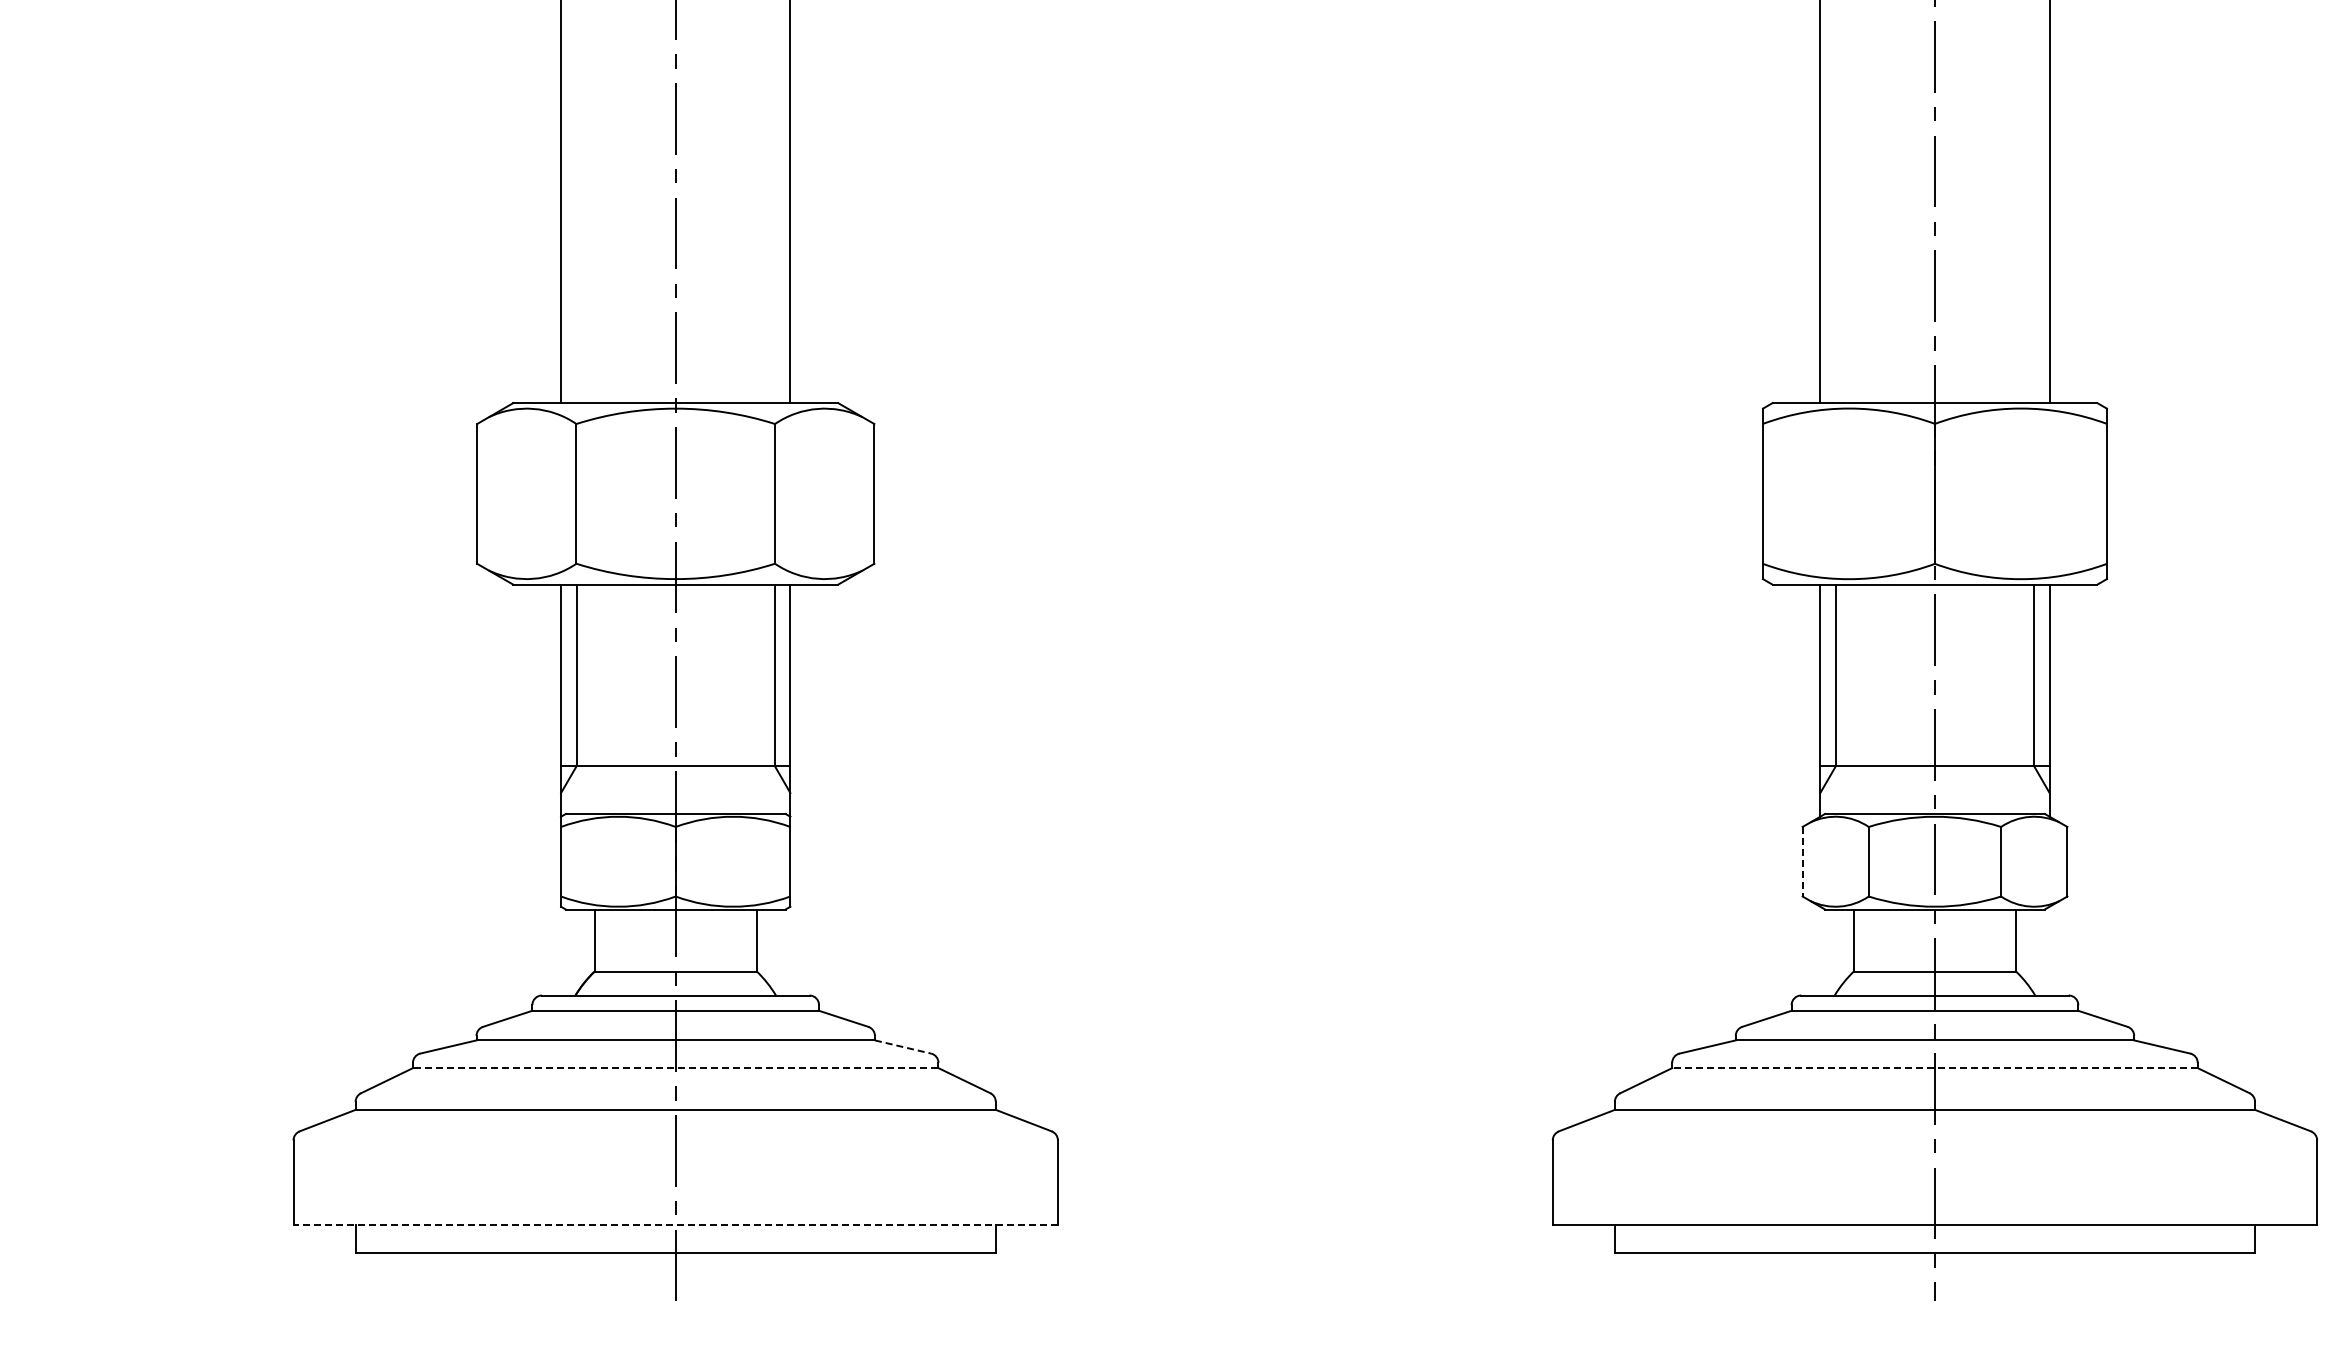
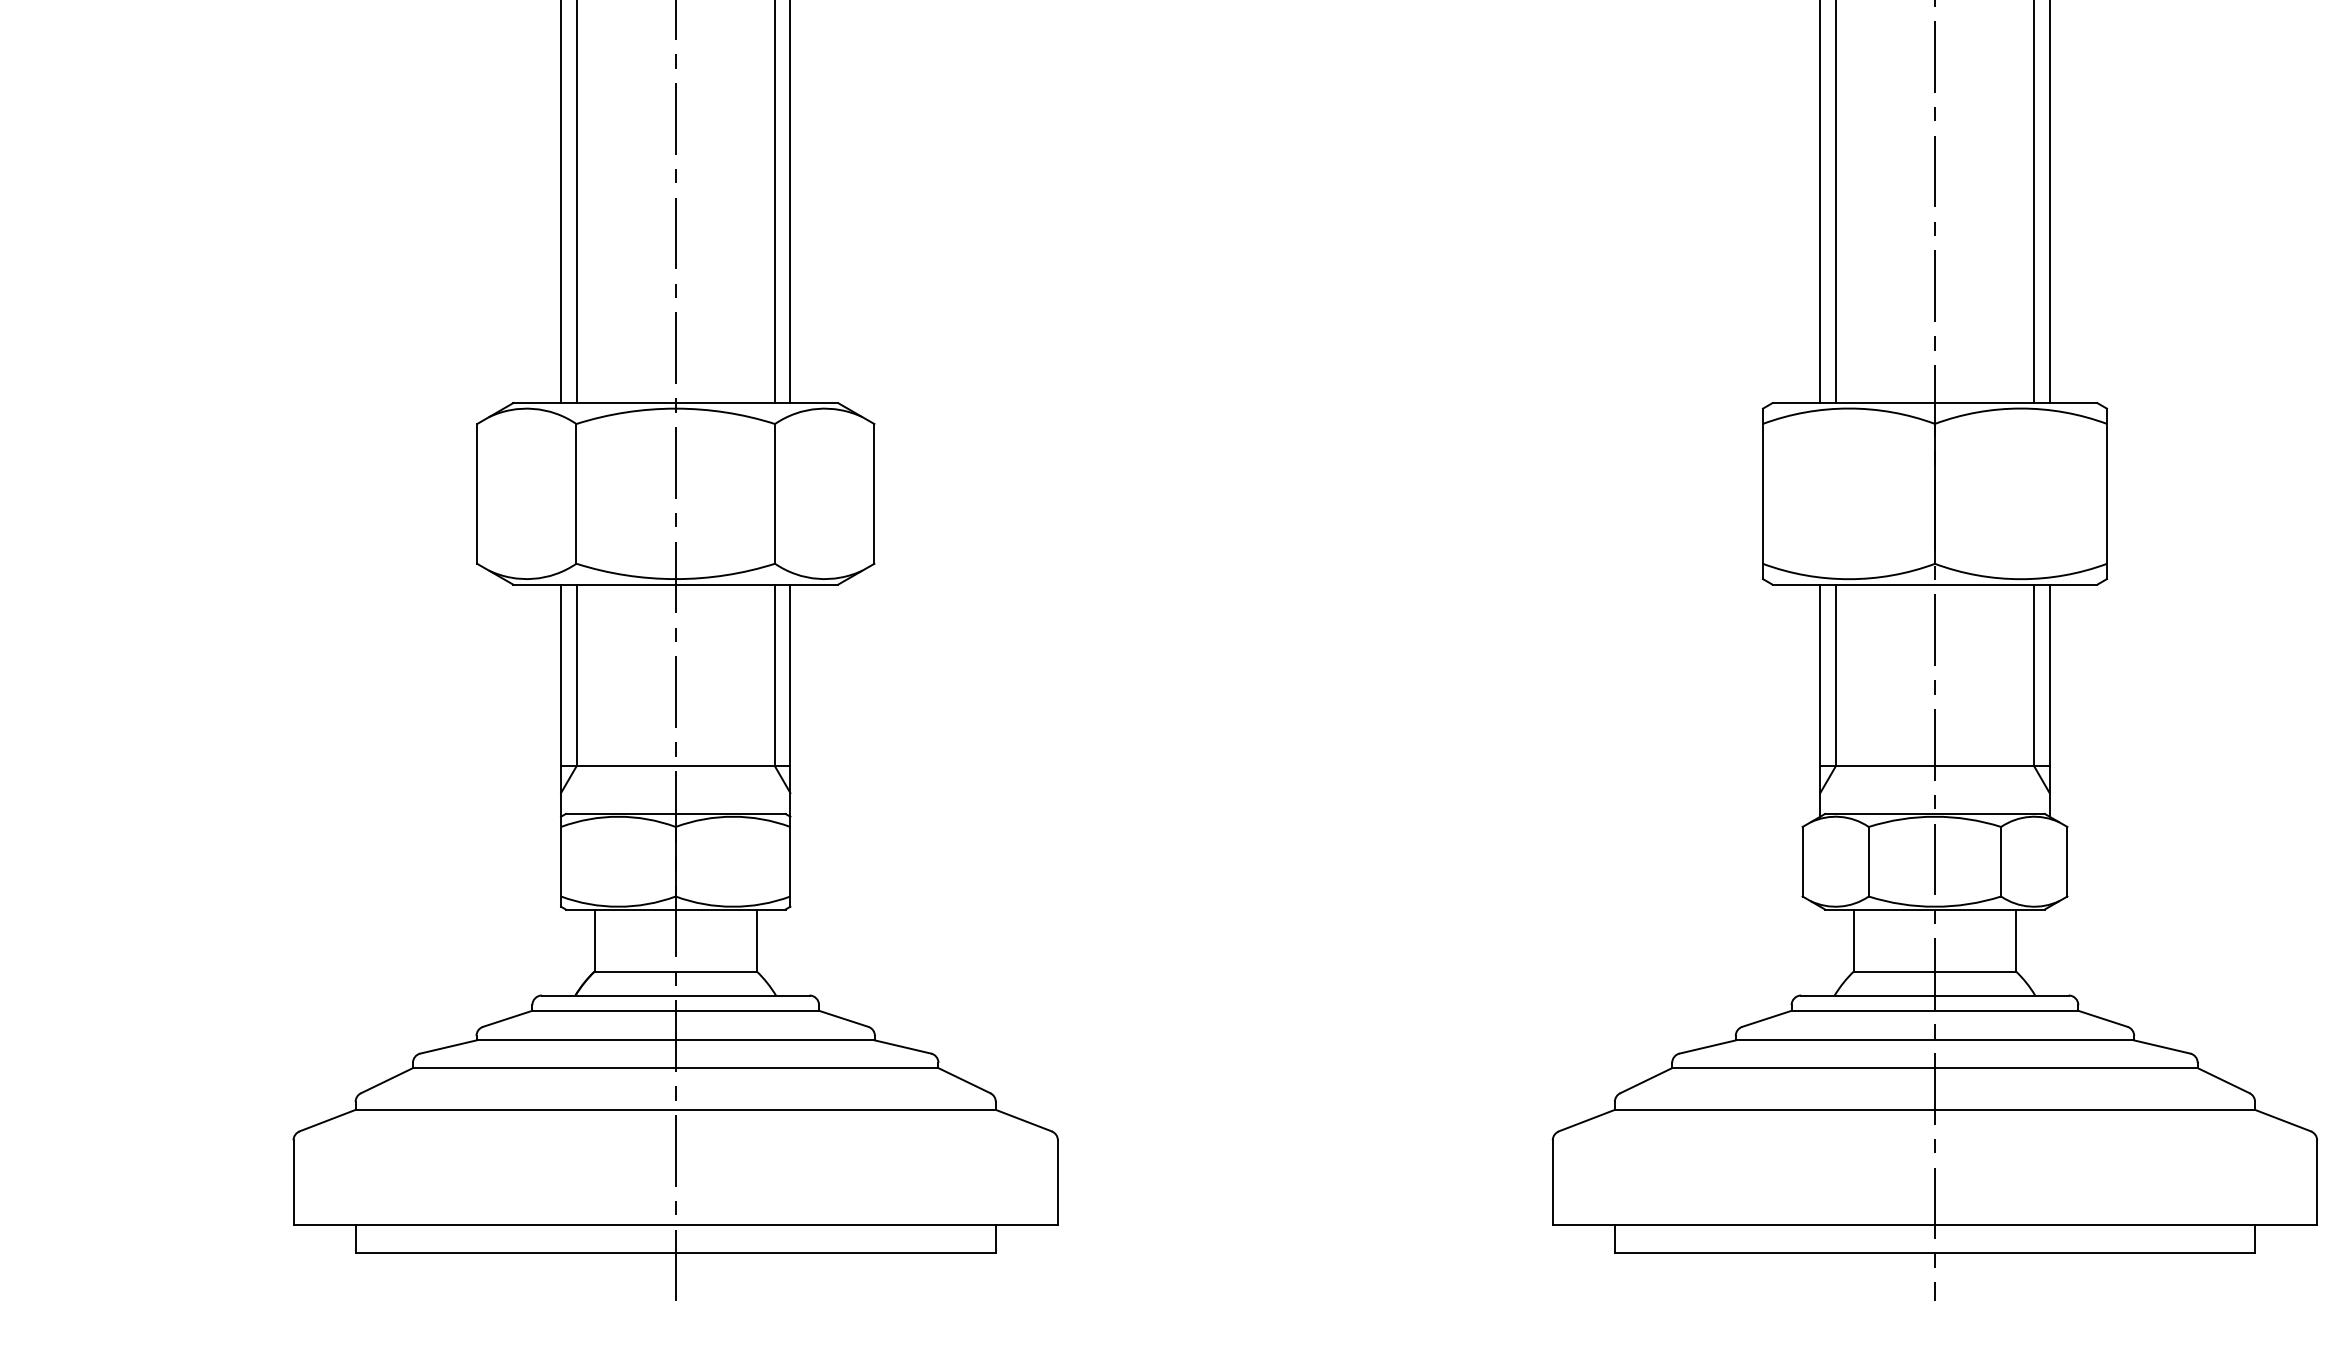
line: none -> present (576, 202)
line: none -> present (774, 202)
line: none -> present (1835, 202)
line: none -> present (2034, 202)
line: dashed -> solid (1802, 861)
line: dashed -> solid (903, 1047)
line: dashed -> solid (675, 1068)
line: dashed -> solid (1934, 1068)
line: dashed -> solid (675, 1224)
